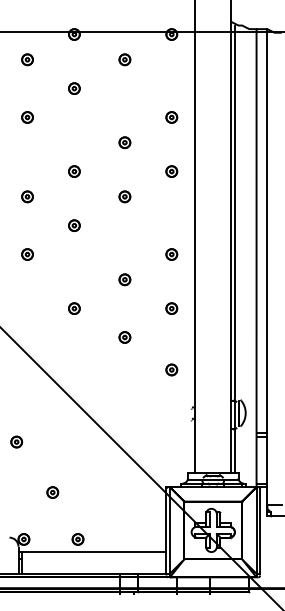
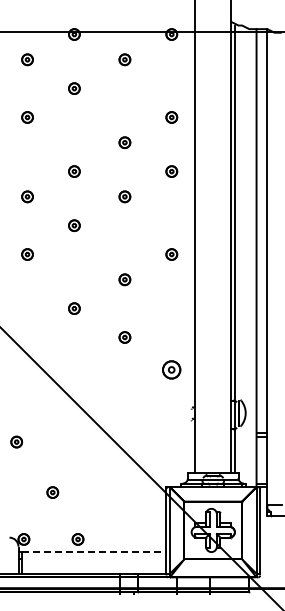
part: present -> none (171, 308)
part size: 14x14 px -> 20x20 px (171, 369)
line: solid -> dashed (94, 552)
